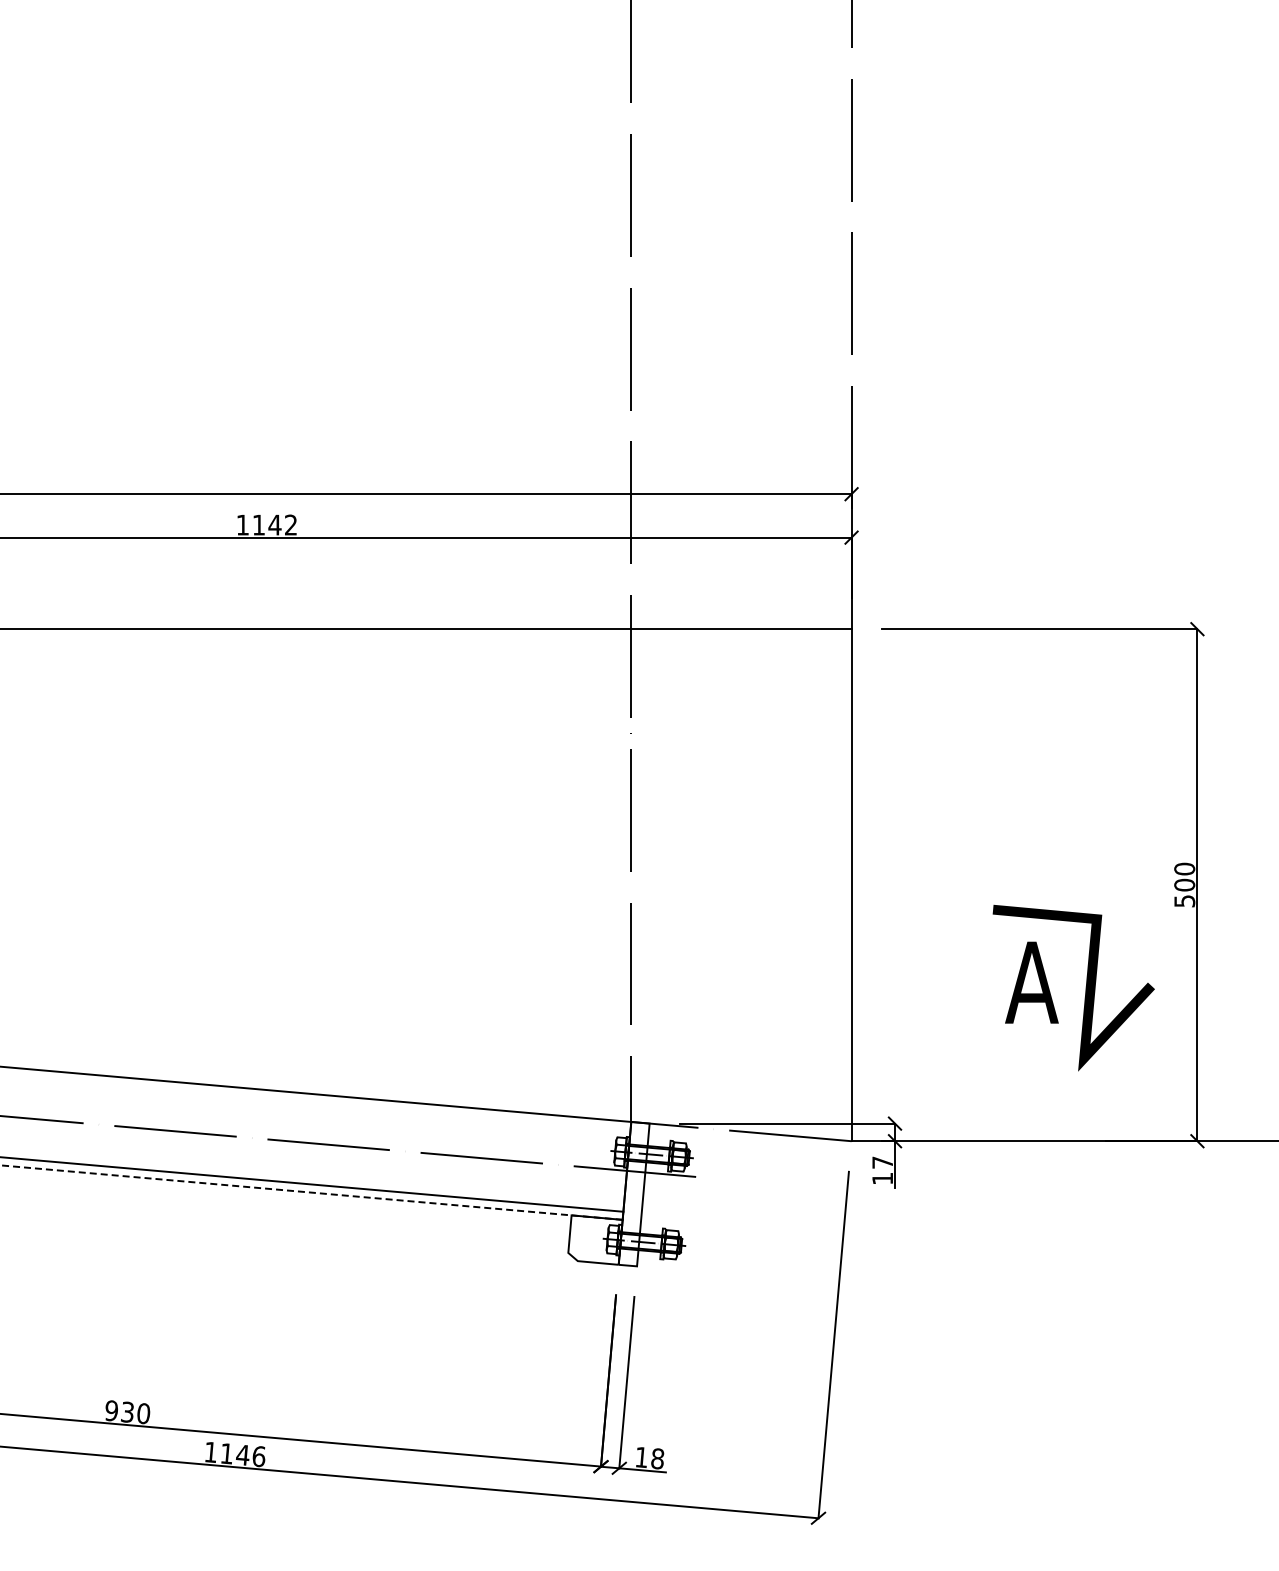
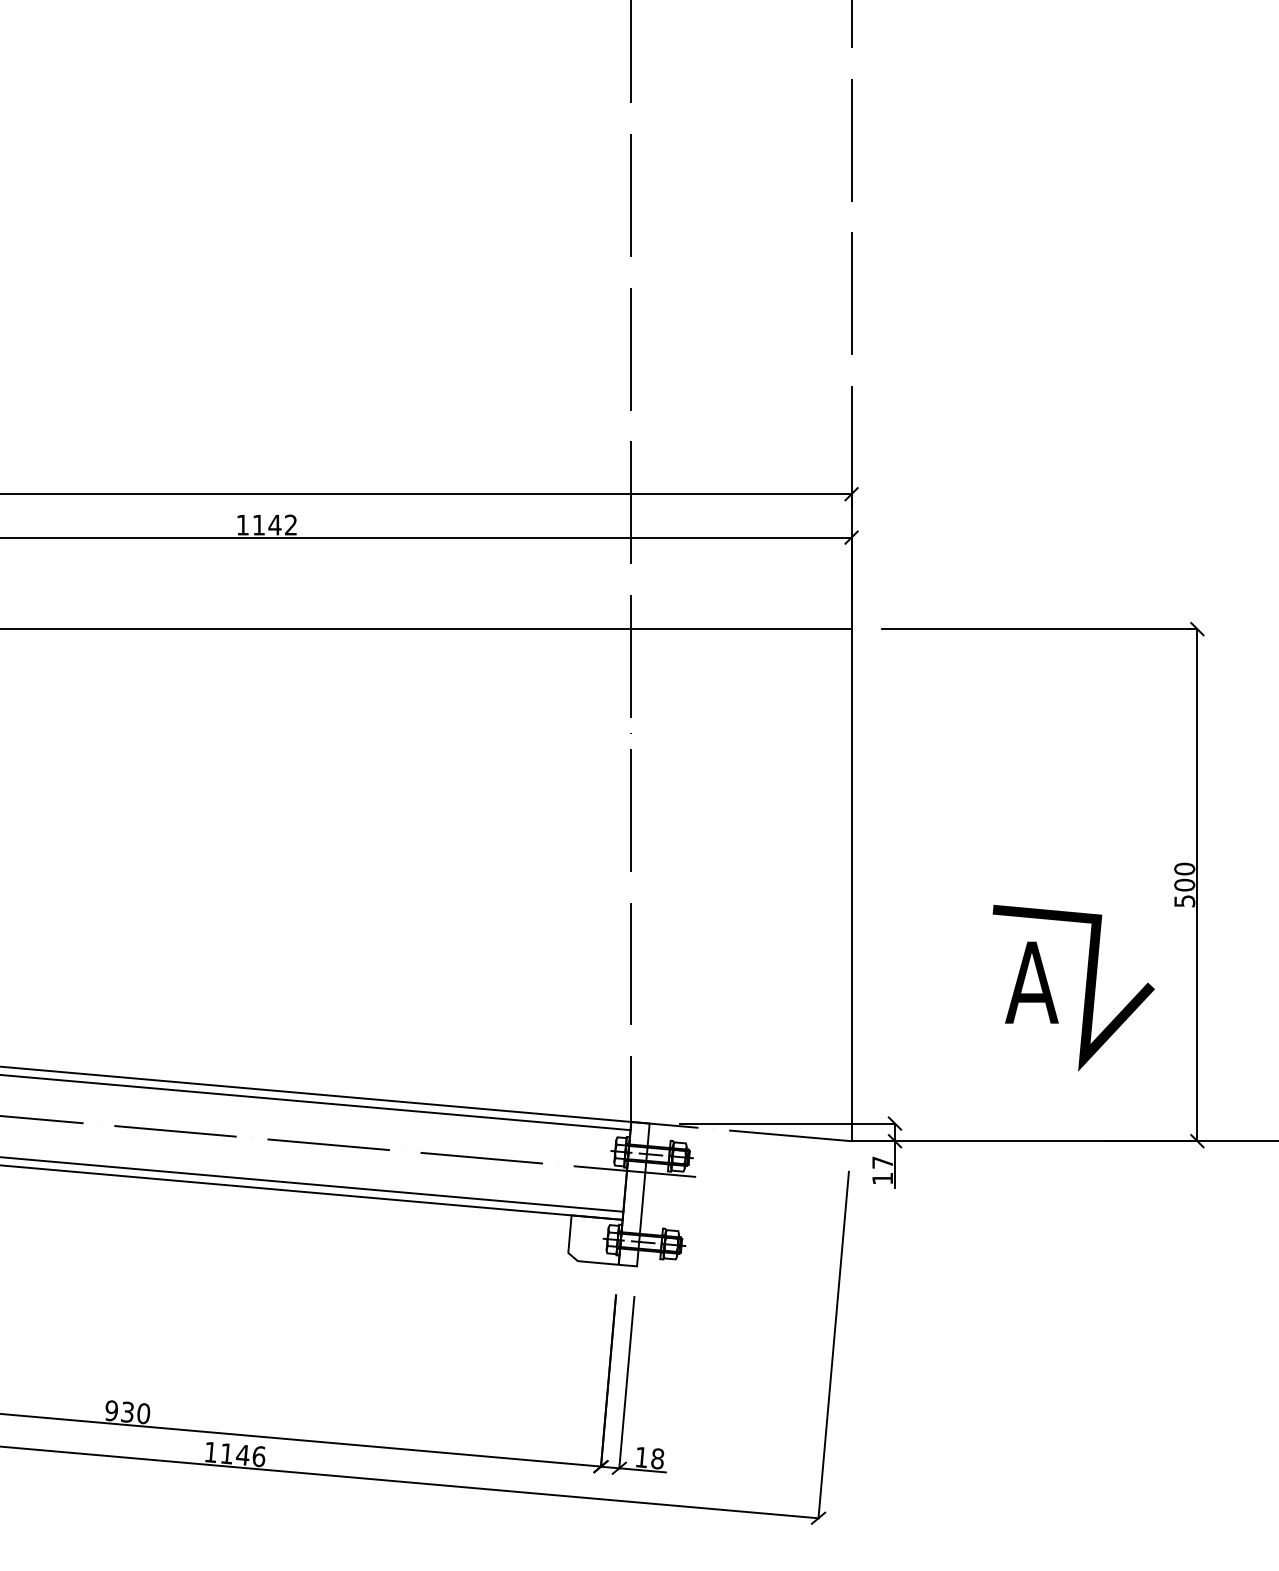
line: none -> present (316, 1102)
line: dashed -> solid (310, 1192)
